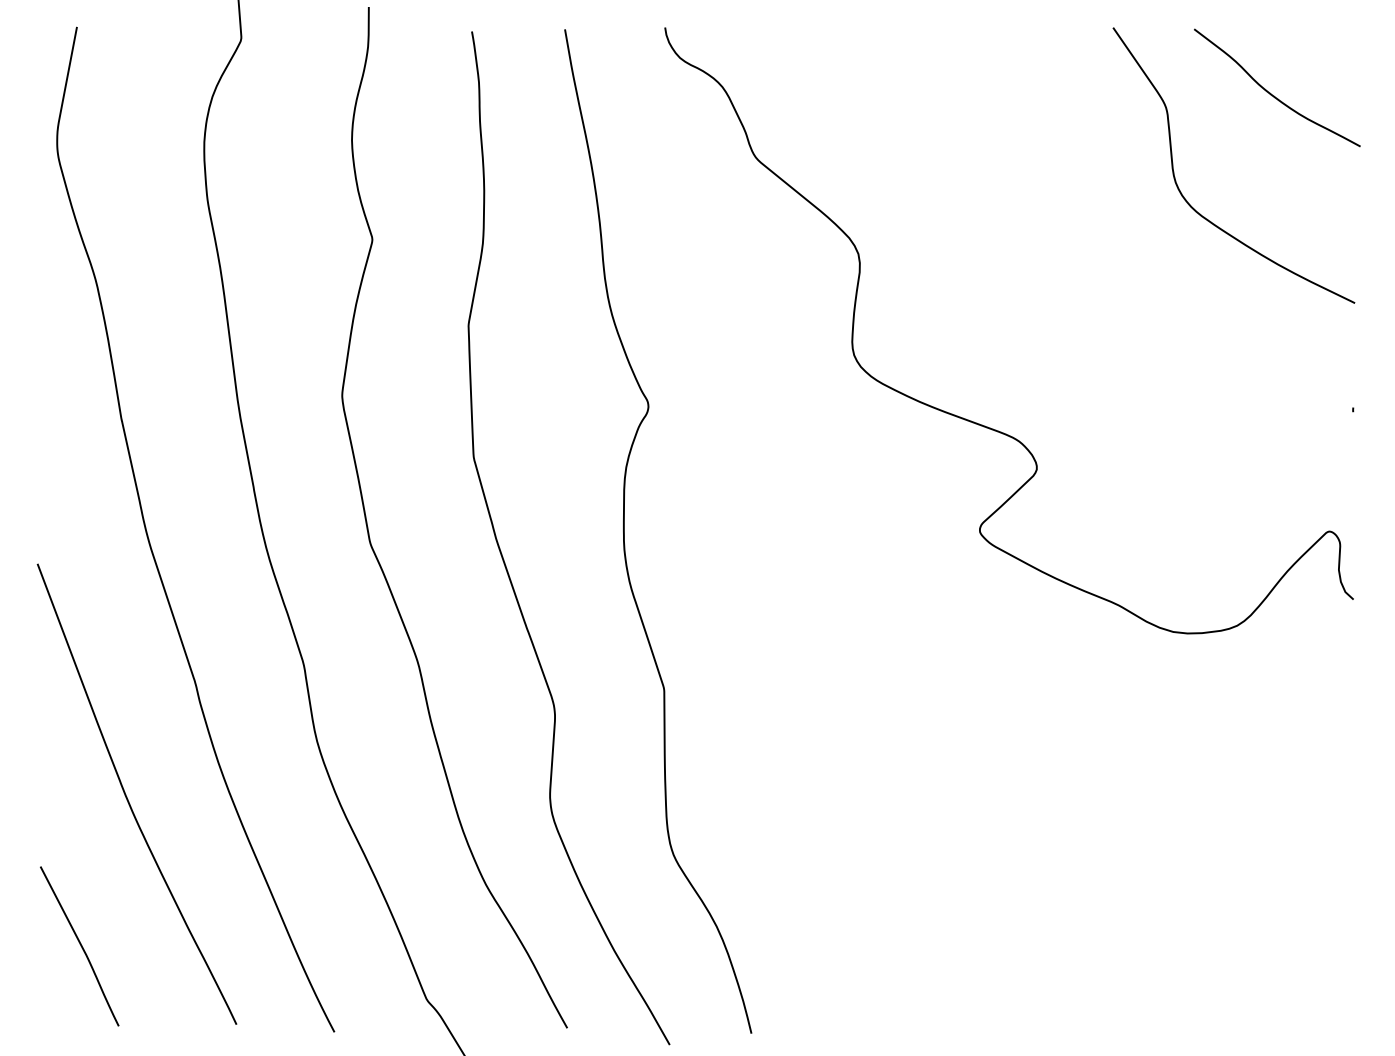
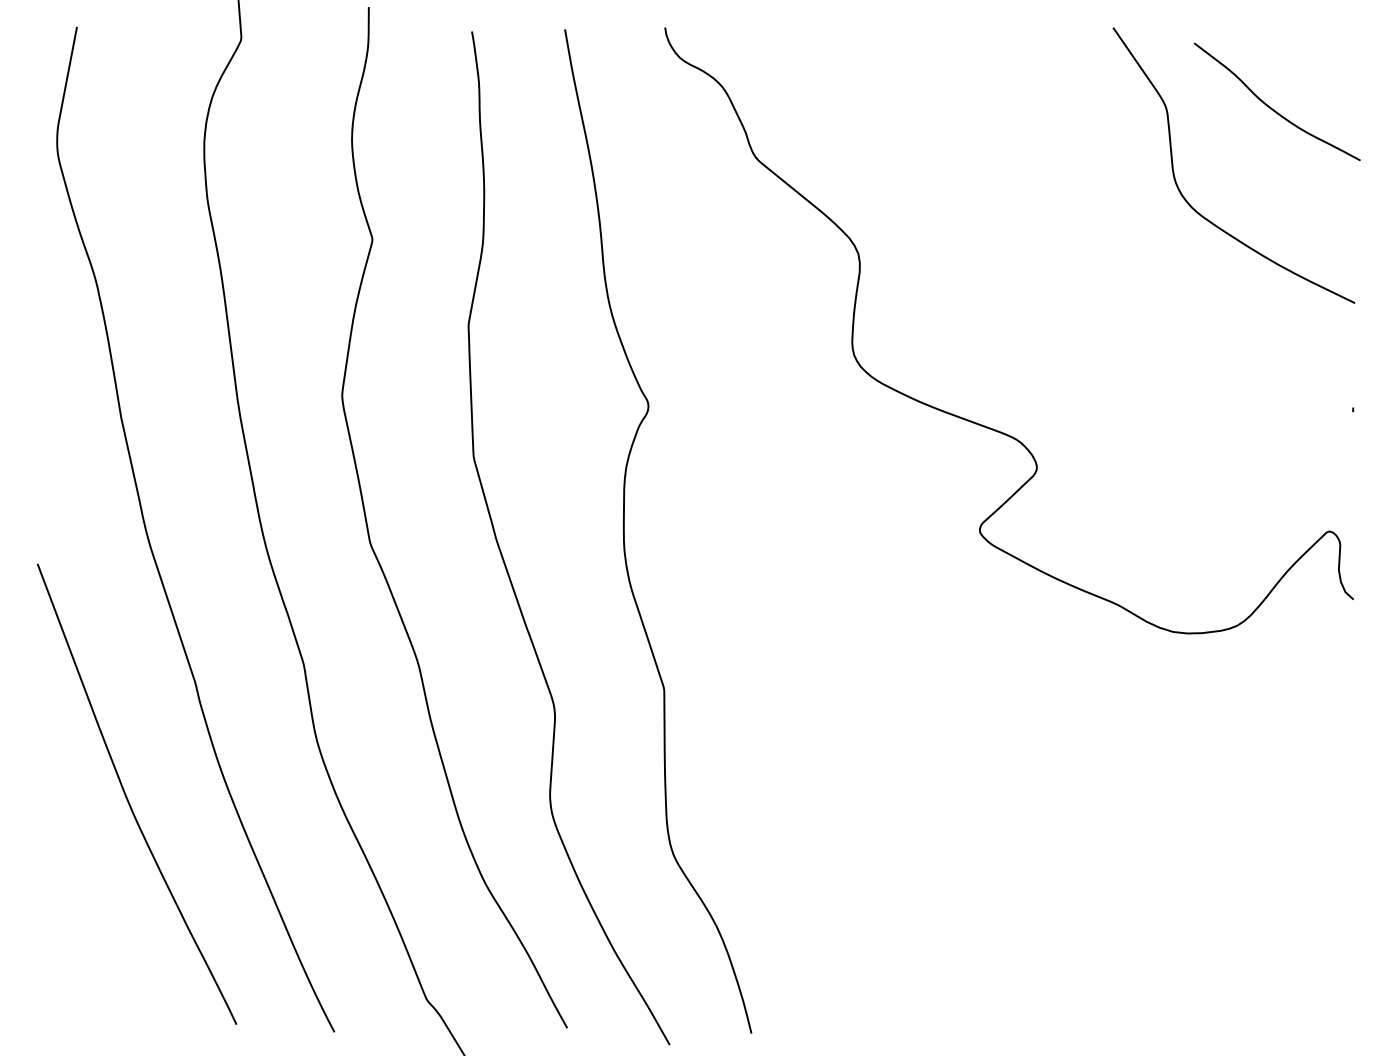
curve position: (1271, 93) -> (1271, 107) (1271, 107)
curve: present -> none (80, 946)
